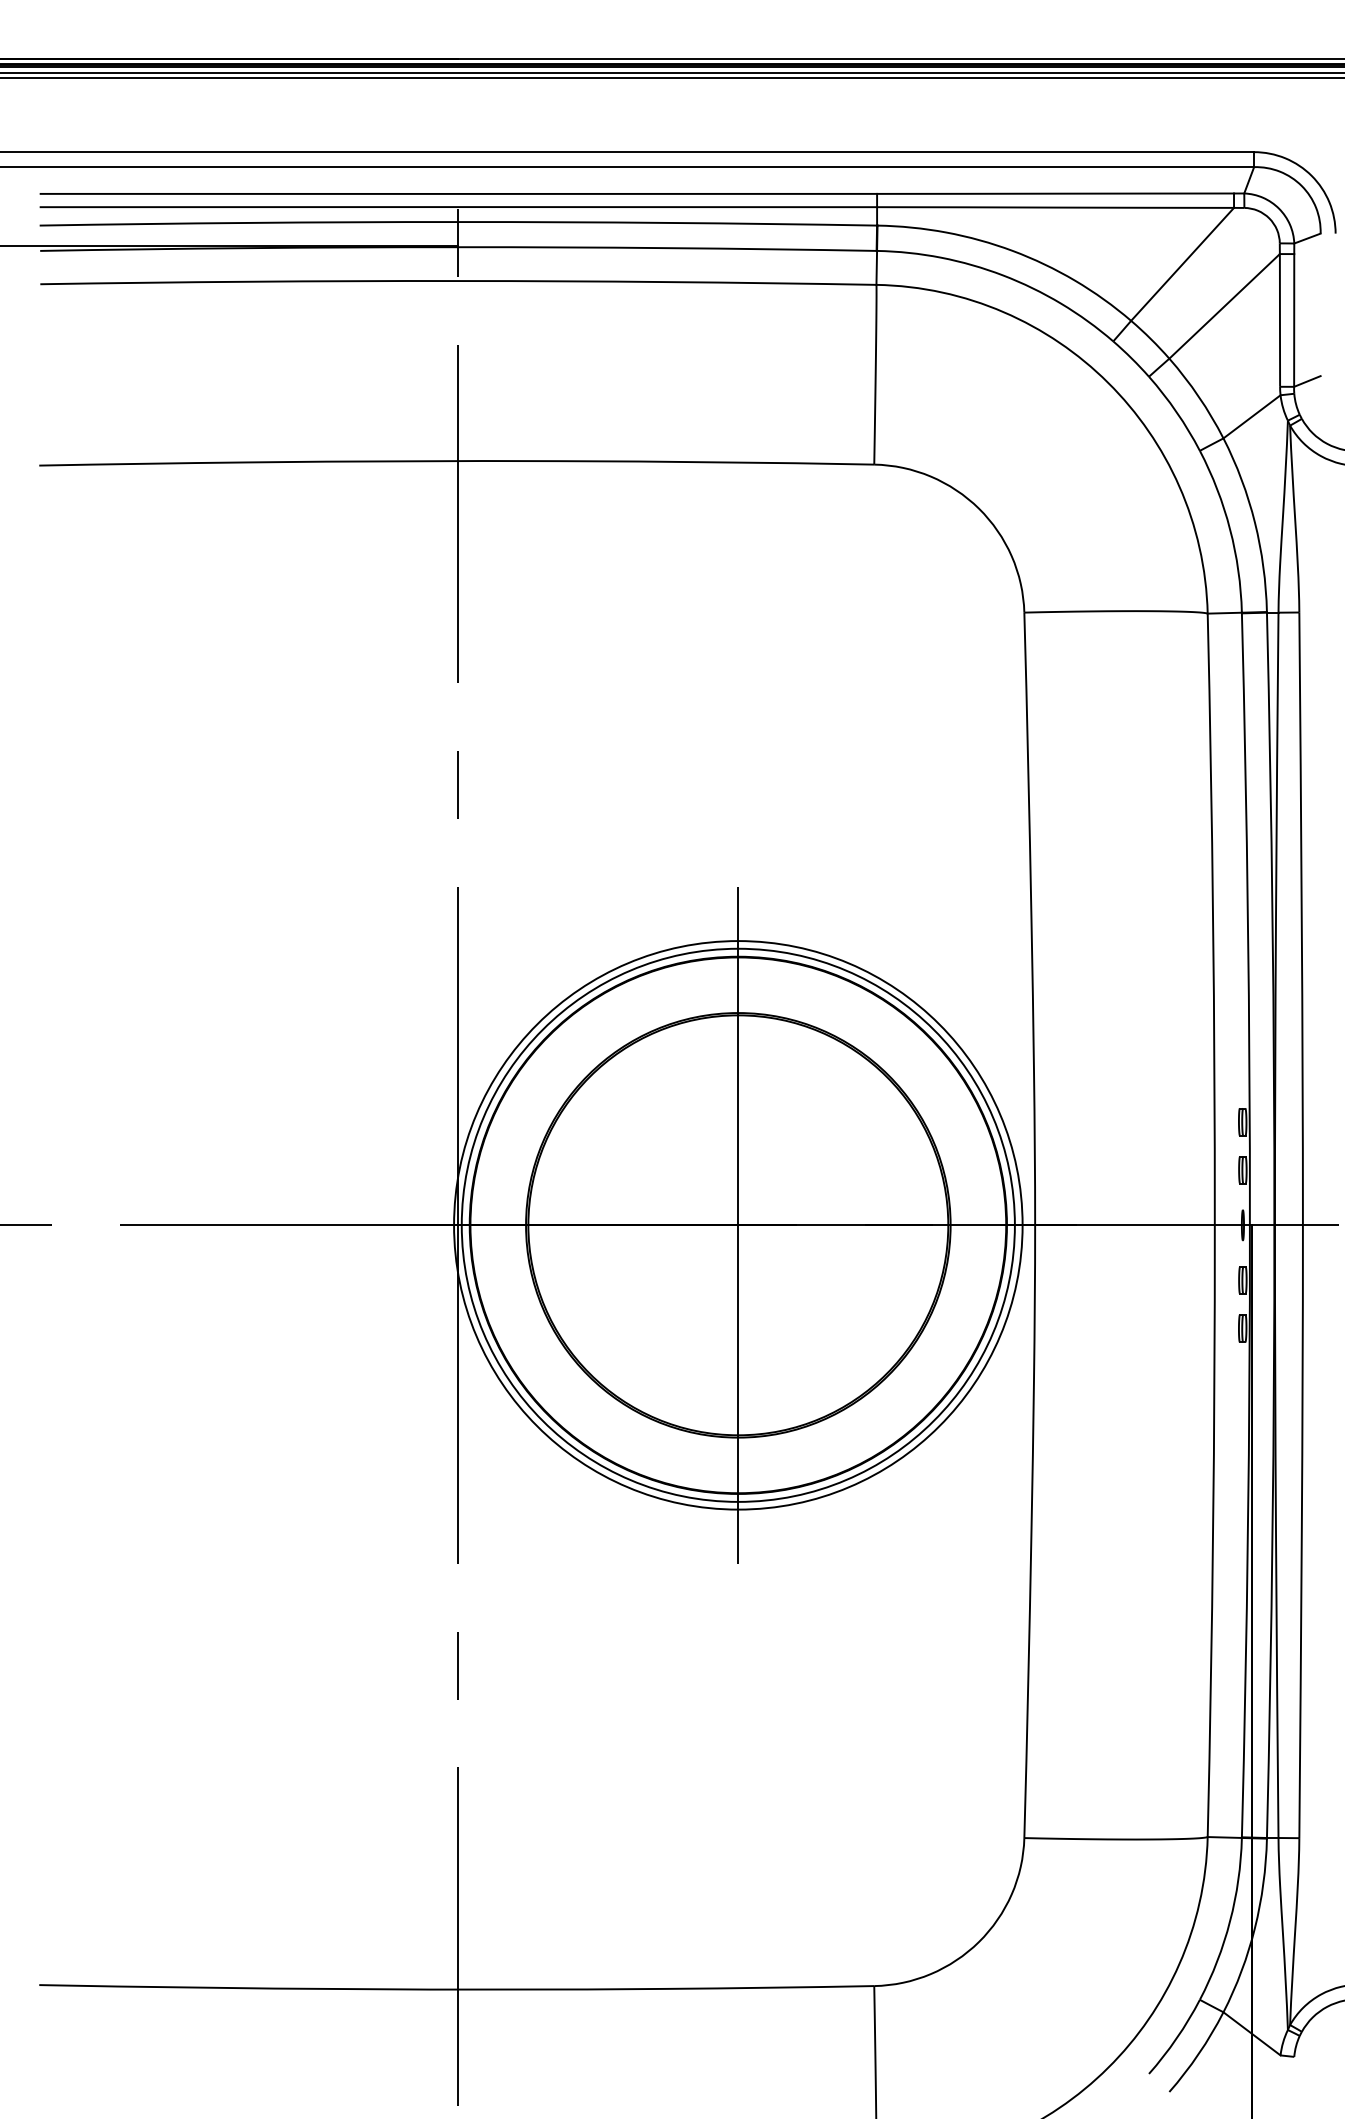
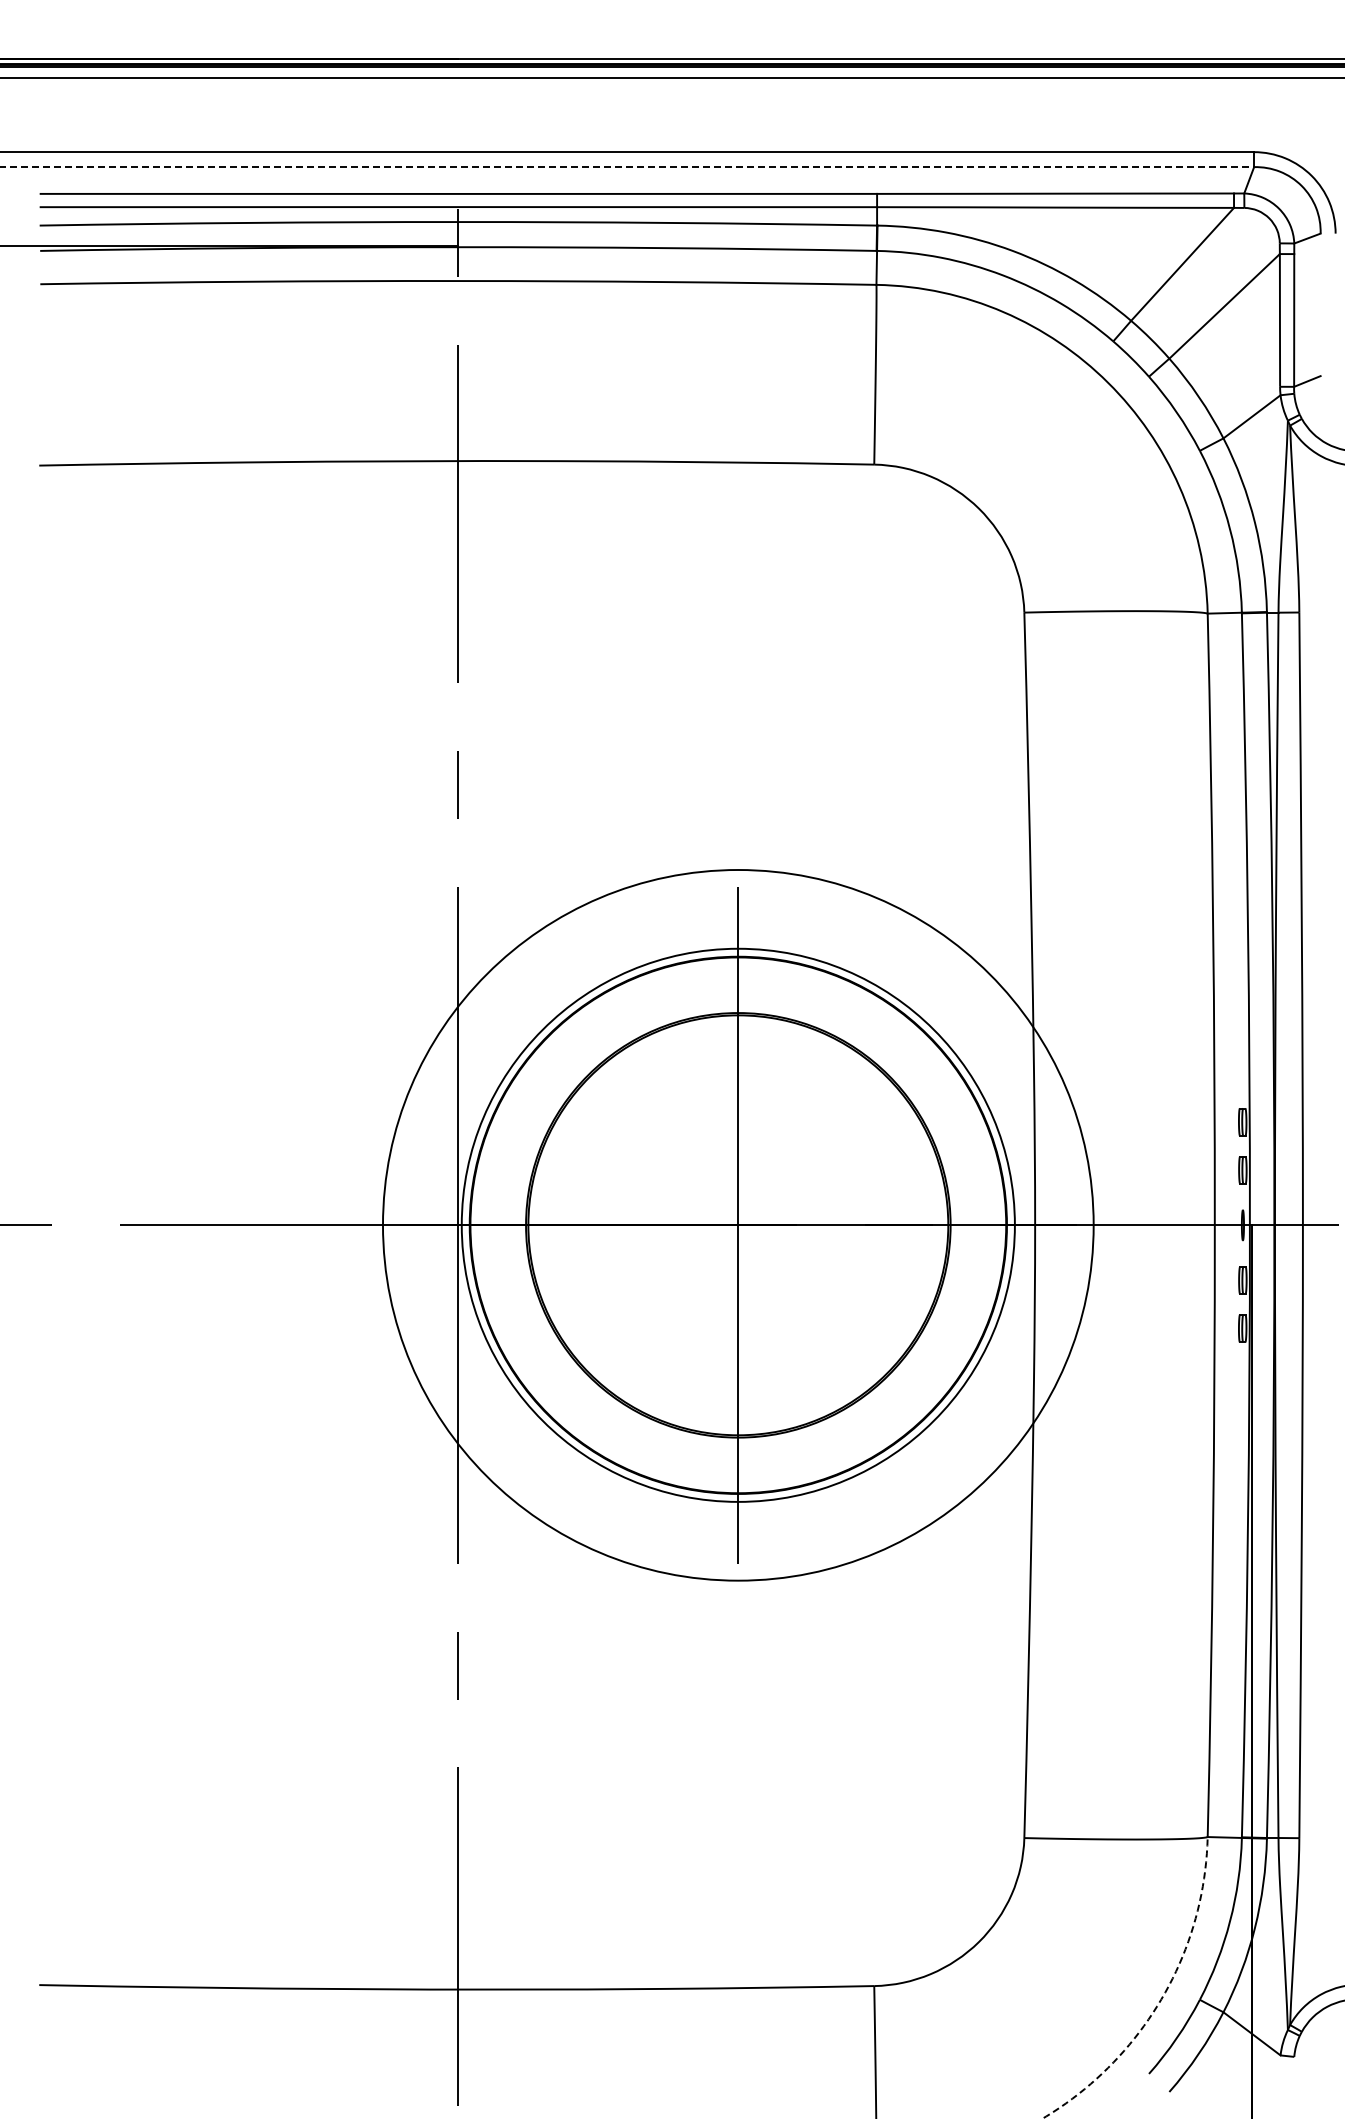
line: present -> none (671, 73)
line: solid -> dashed (627, 167)
circle diameter: 569 px -> 711 px (738, 1225)
arc: solid -> dashed (1162, 1997)
